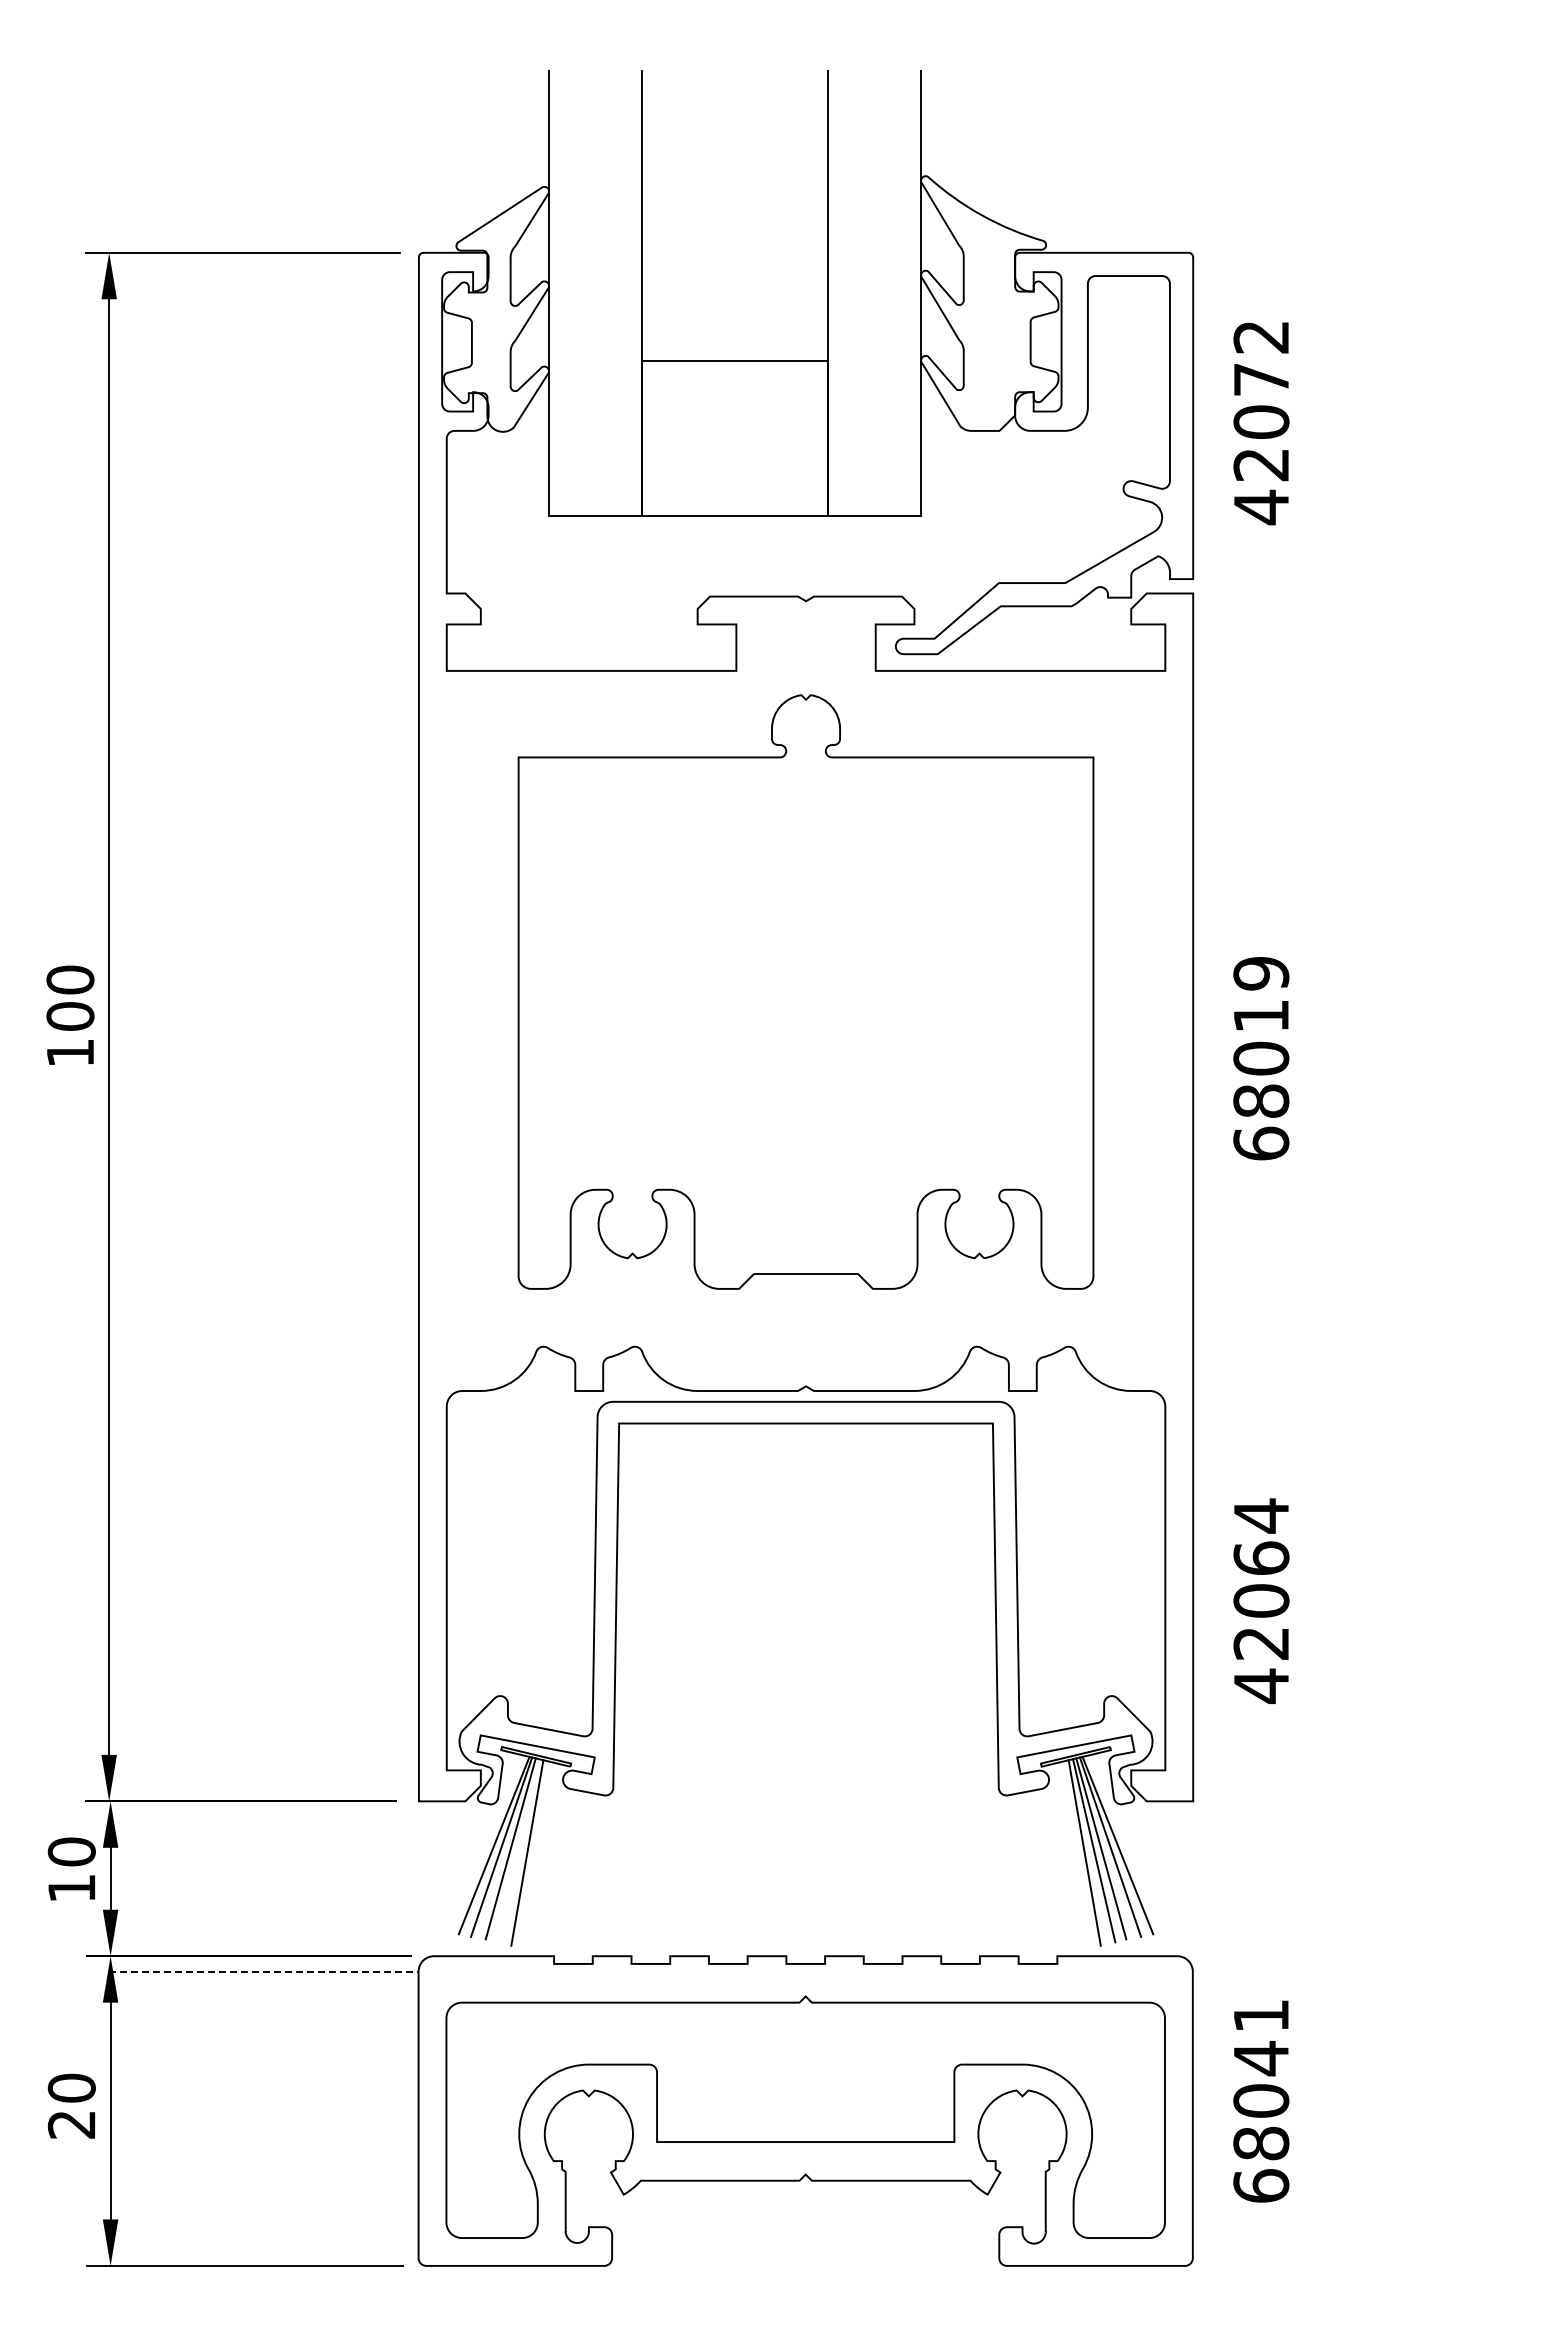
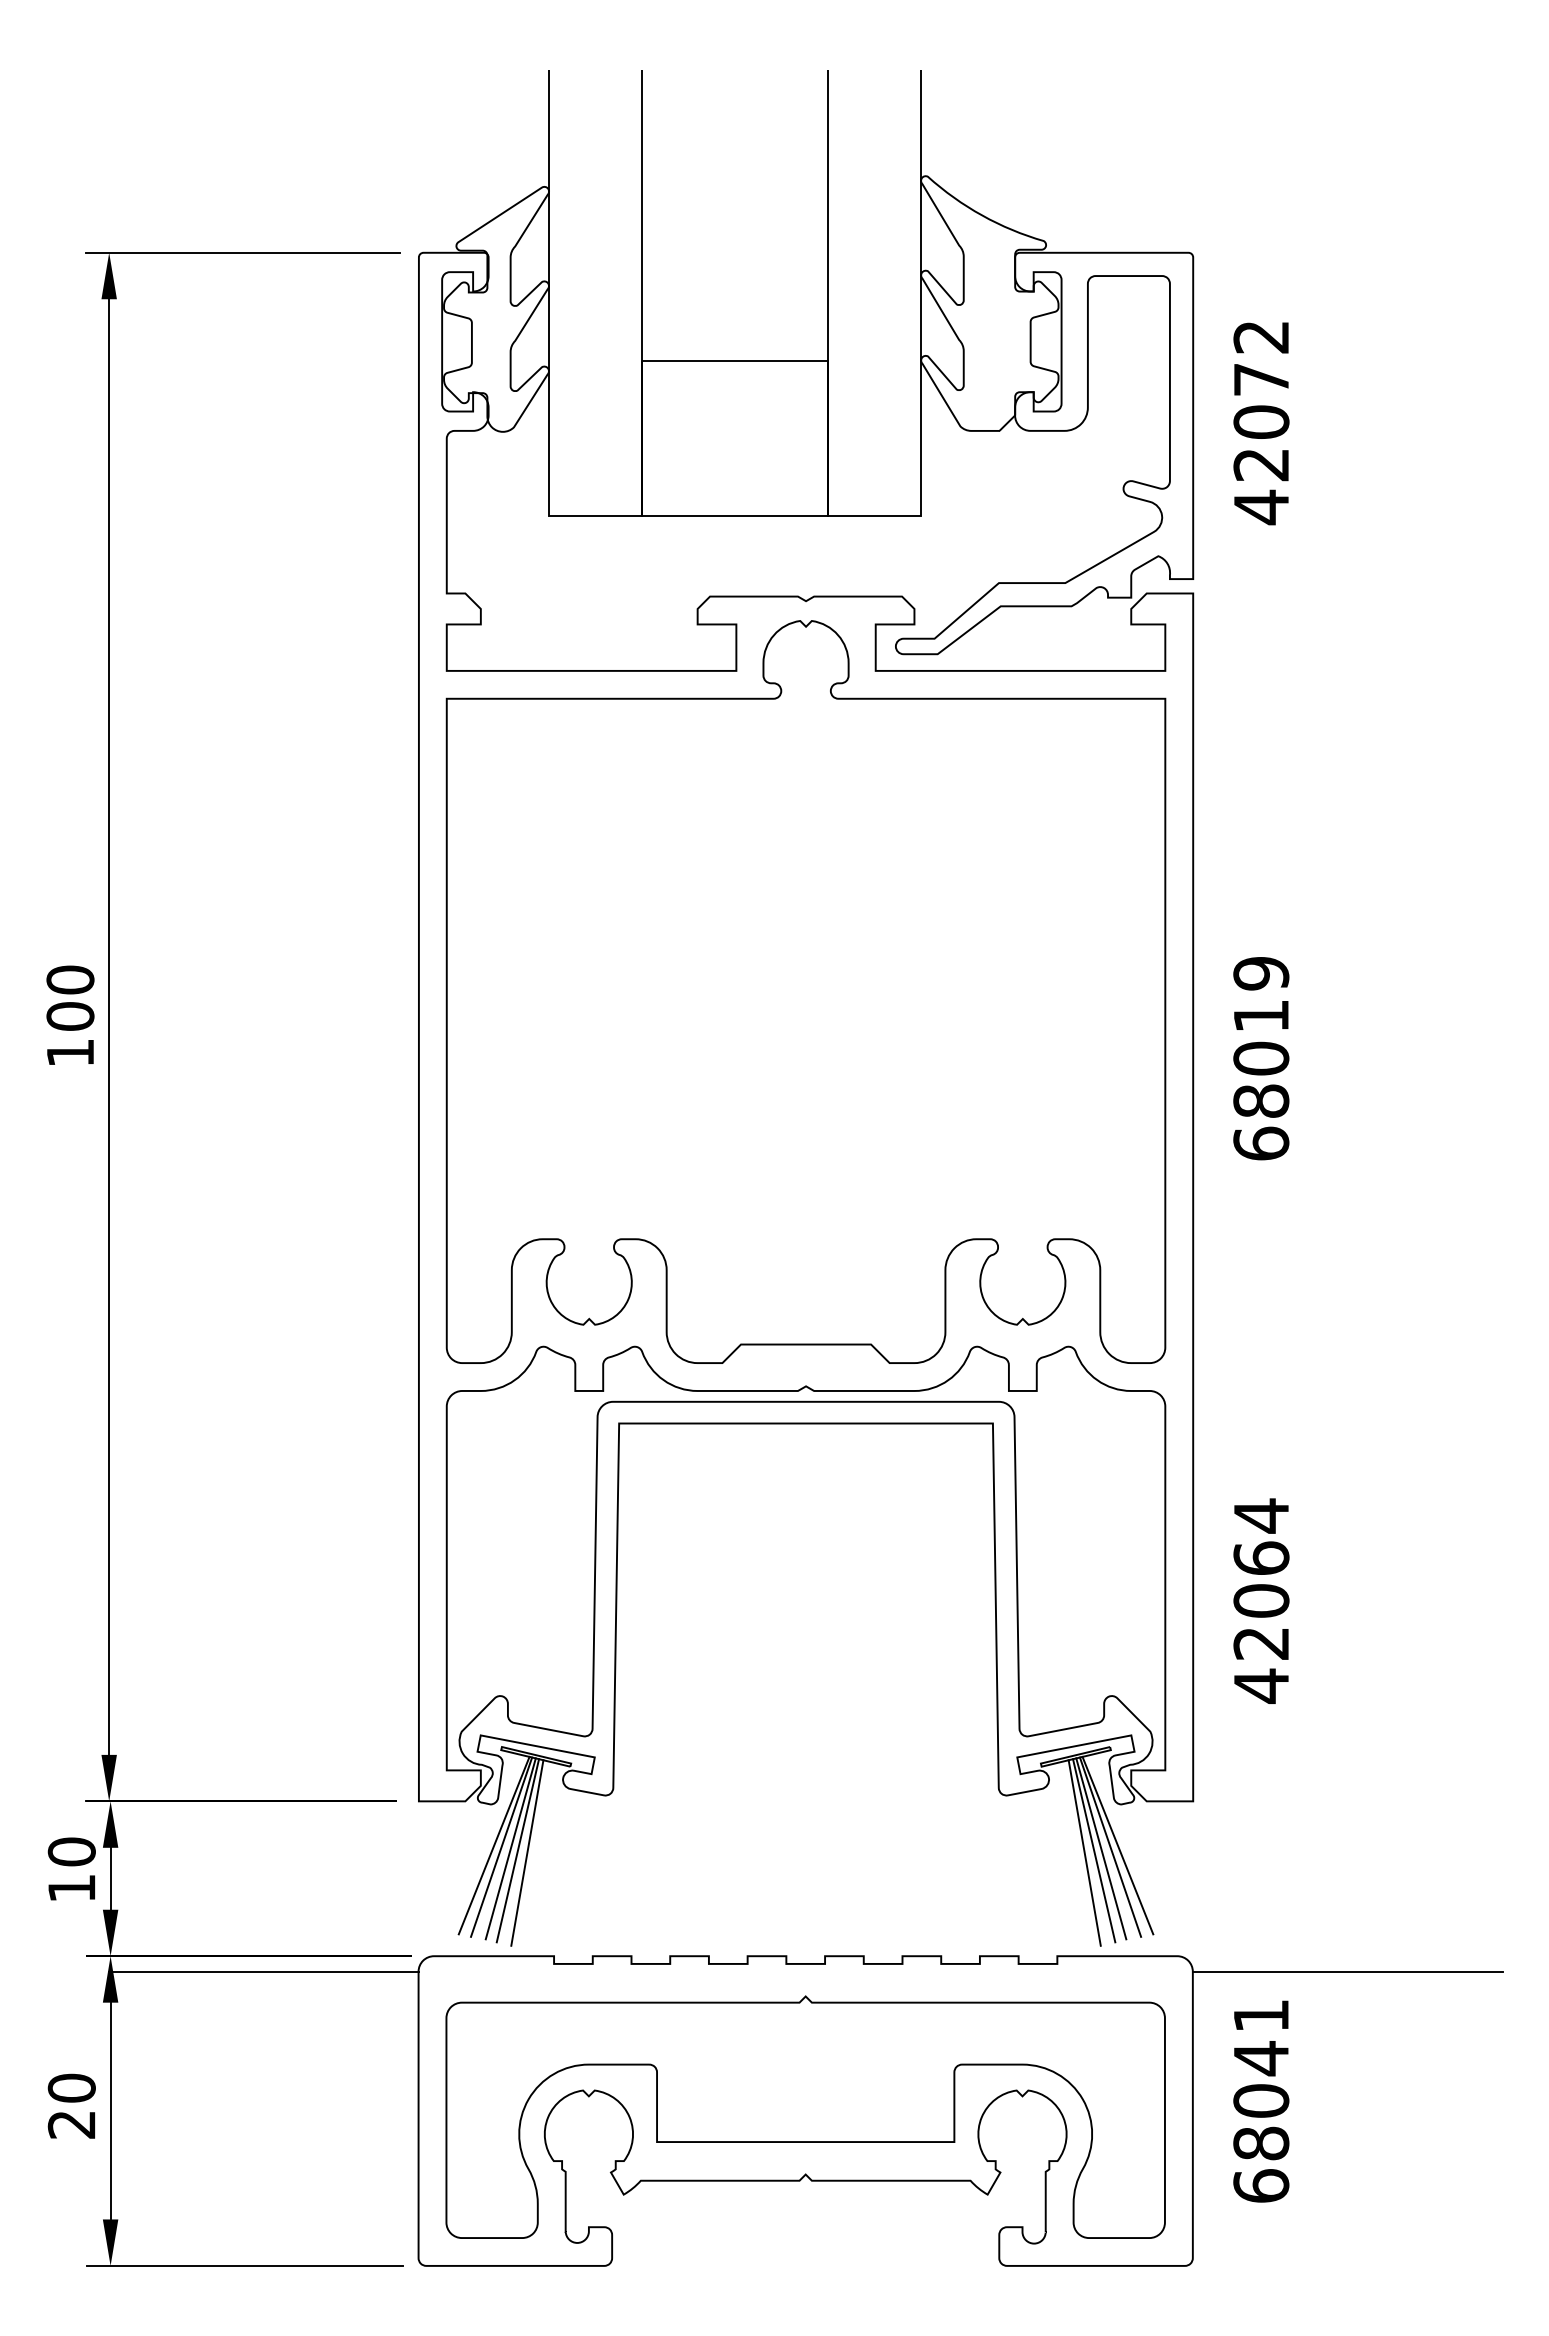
part size: 578x596 px -> 722x744 px (805, 991)
line: none -> present (517, 1850)
line: dashed -> solid (263, 1971)
line: none -> present (1347, 1971)
